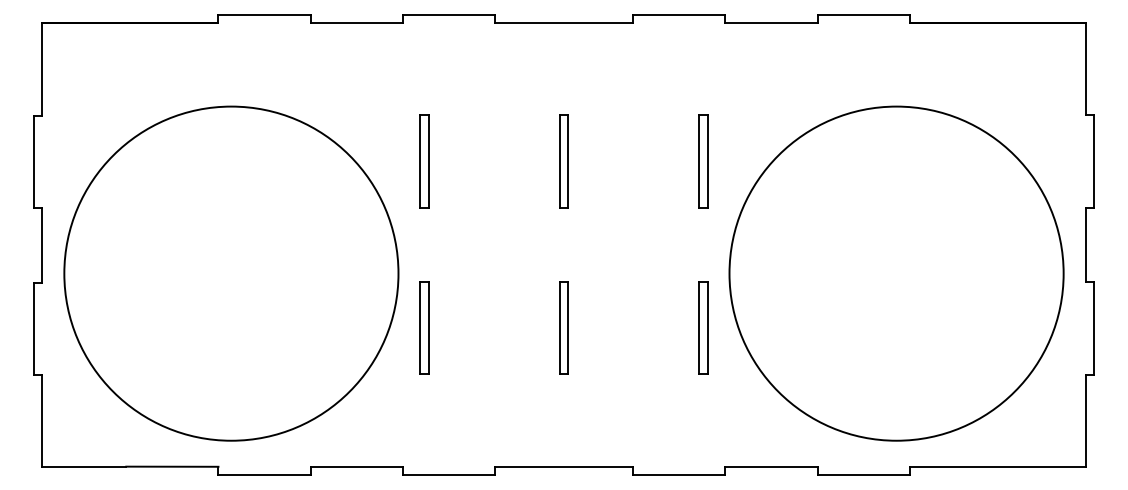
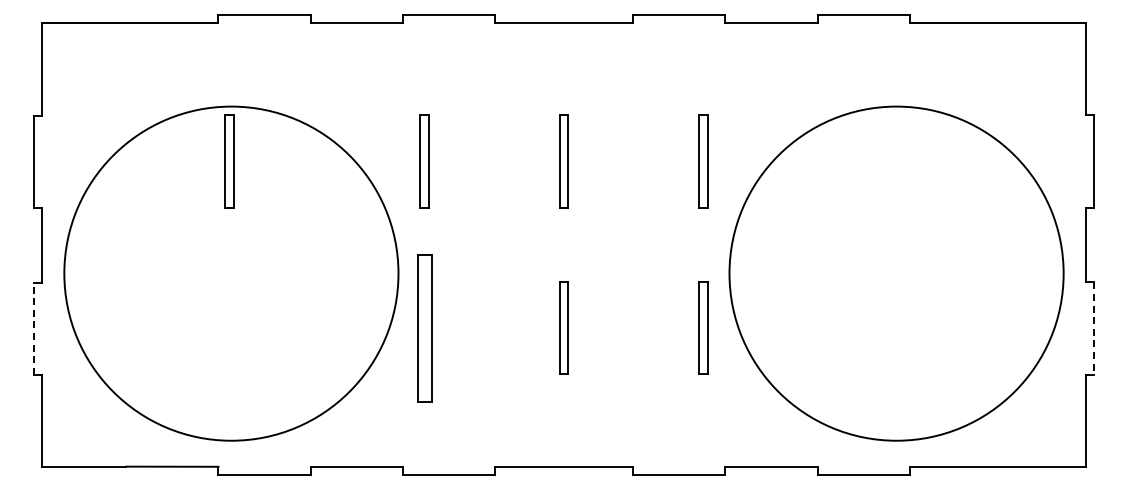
part: none -> present (229, 161)
part size: 11x94 px -> 16x149 px (424, 328)
line: solid -> dashed (33, 328)
line: solid -> dashed (1094, 329)
